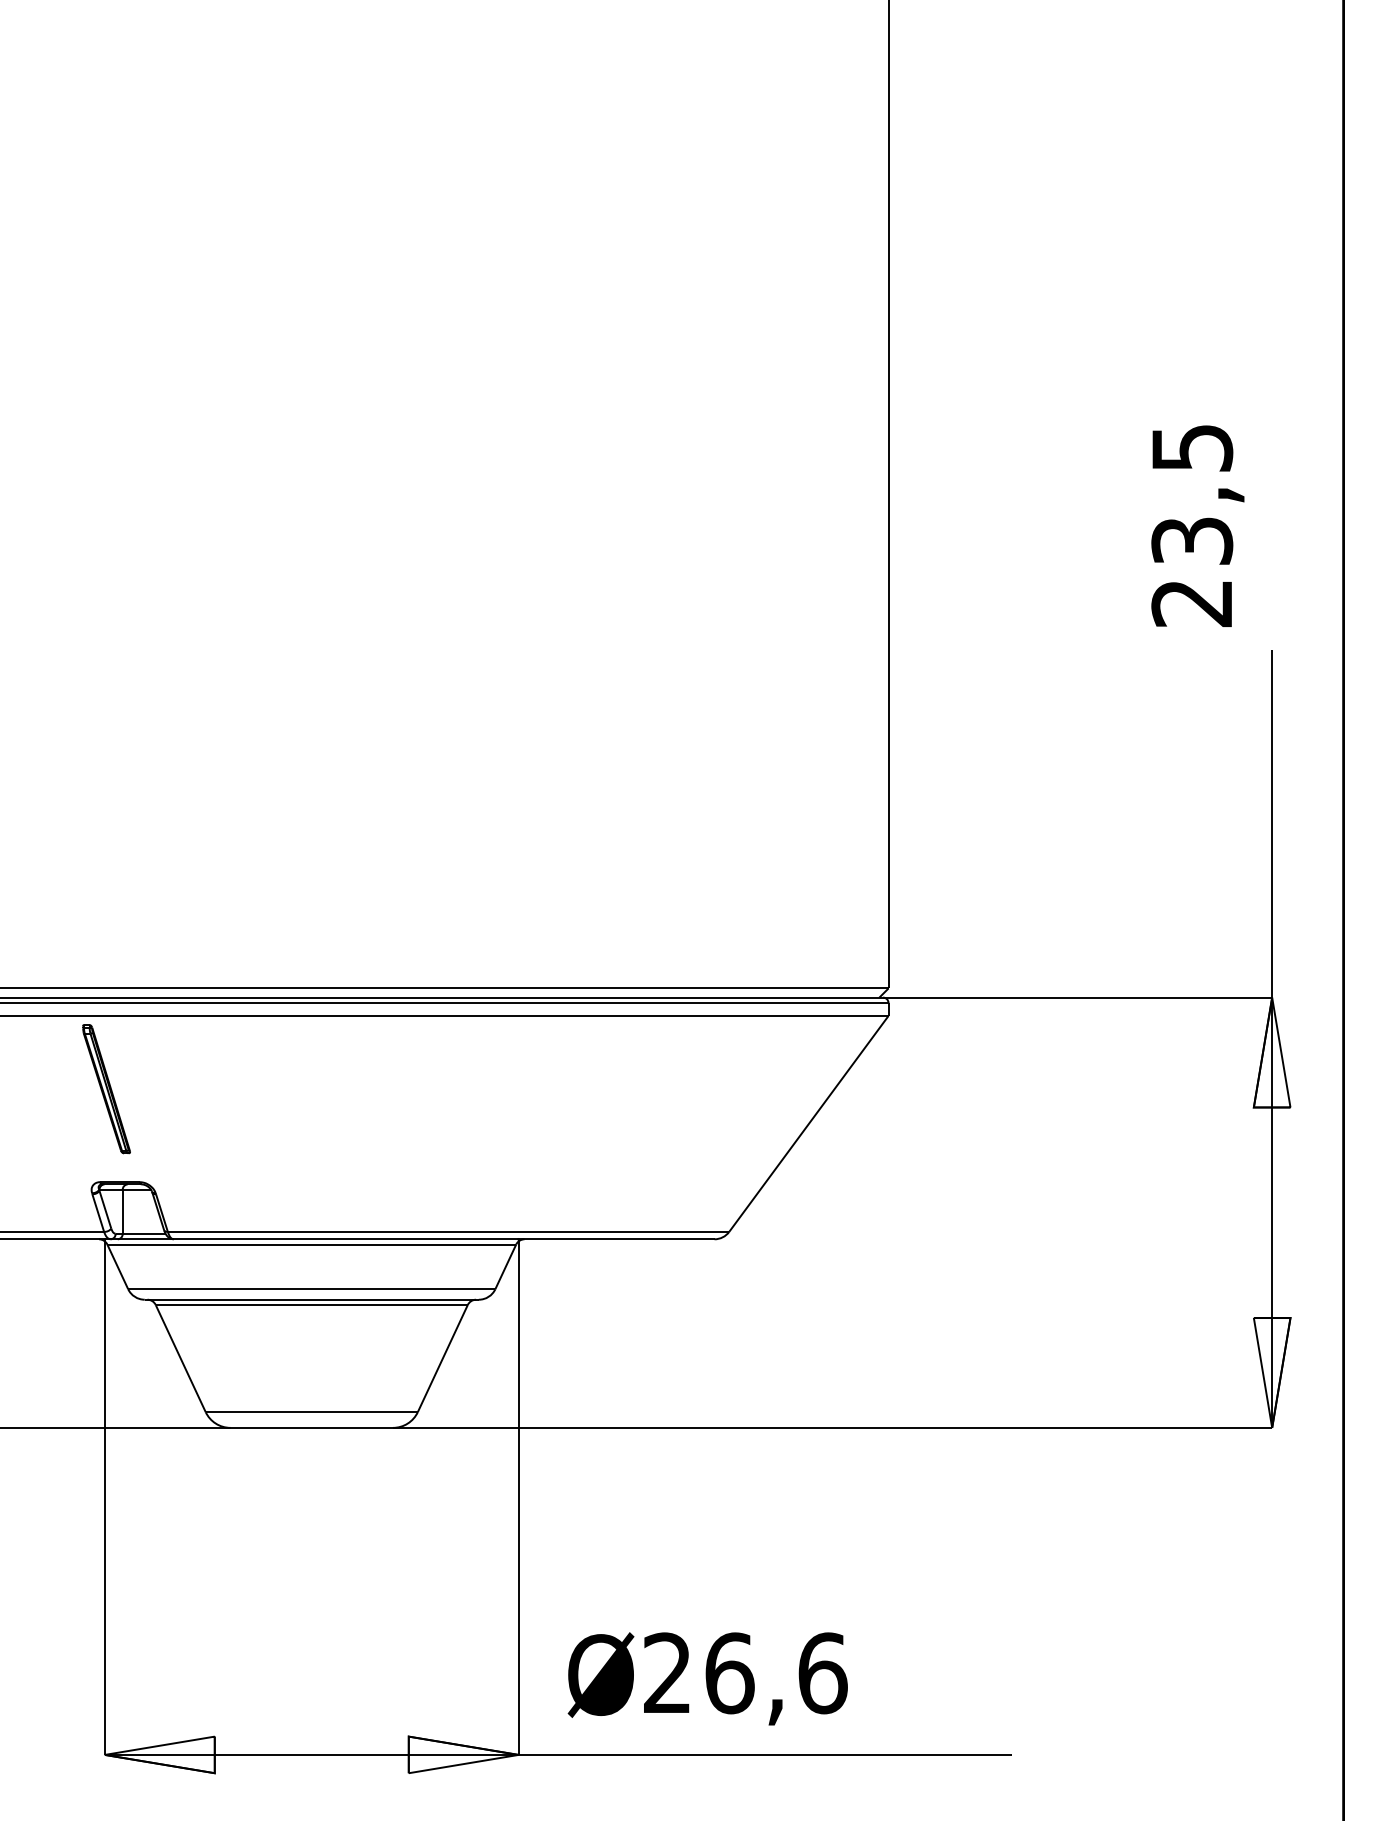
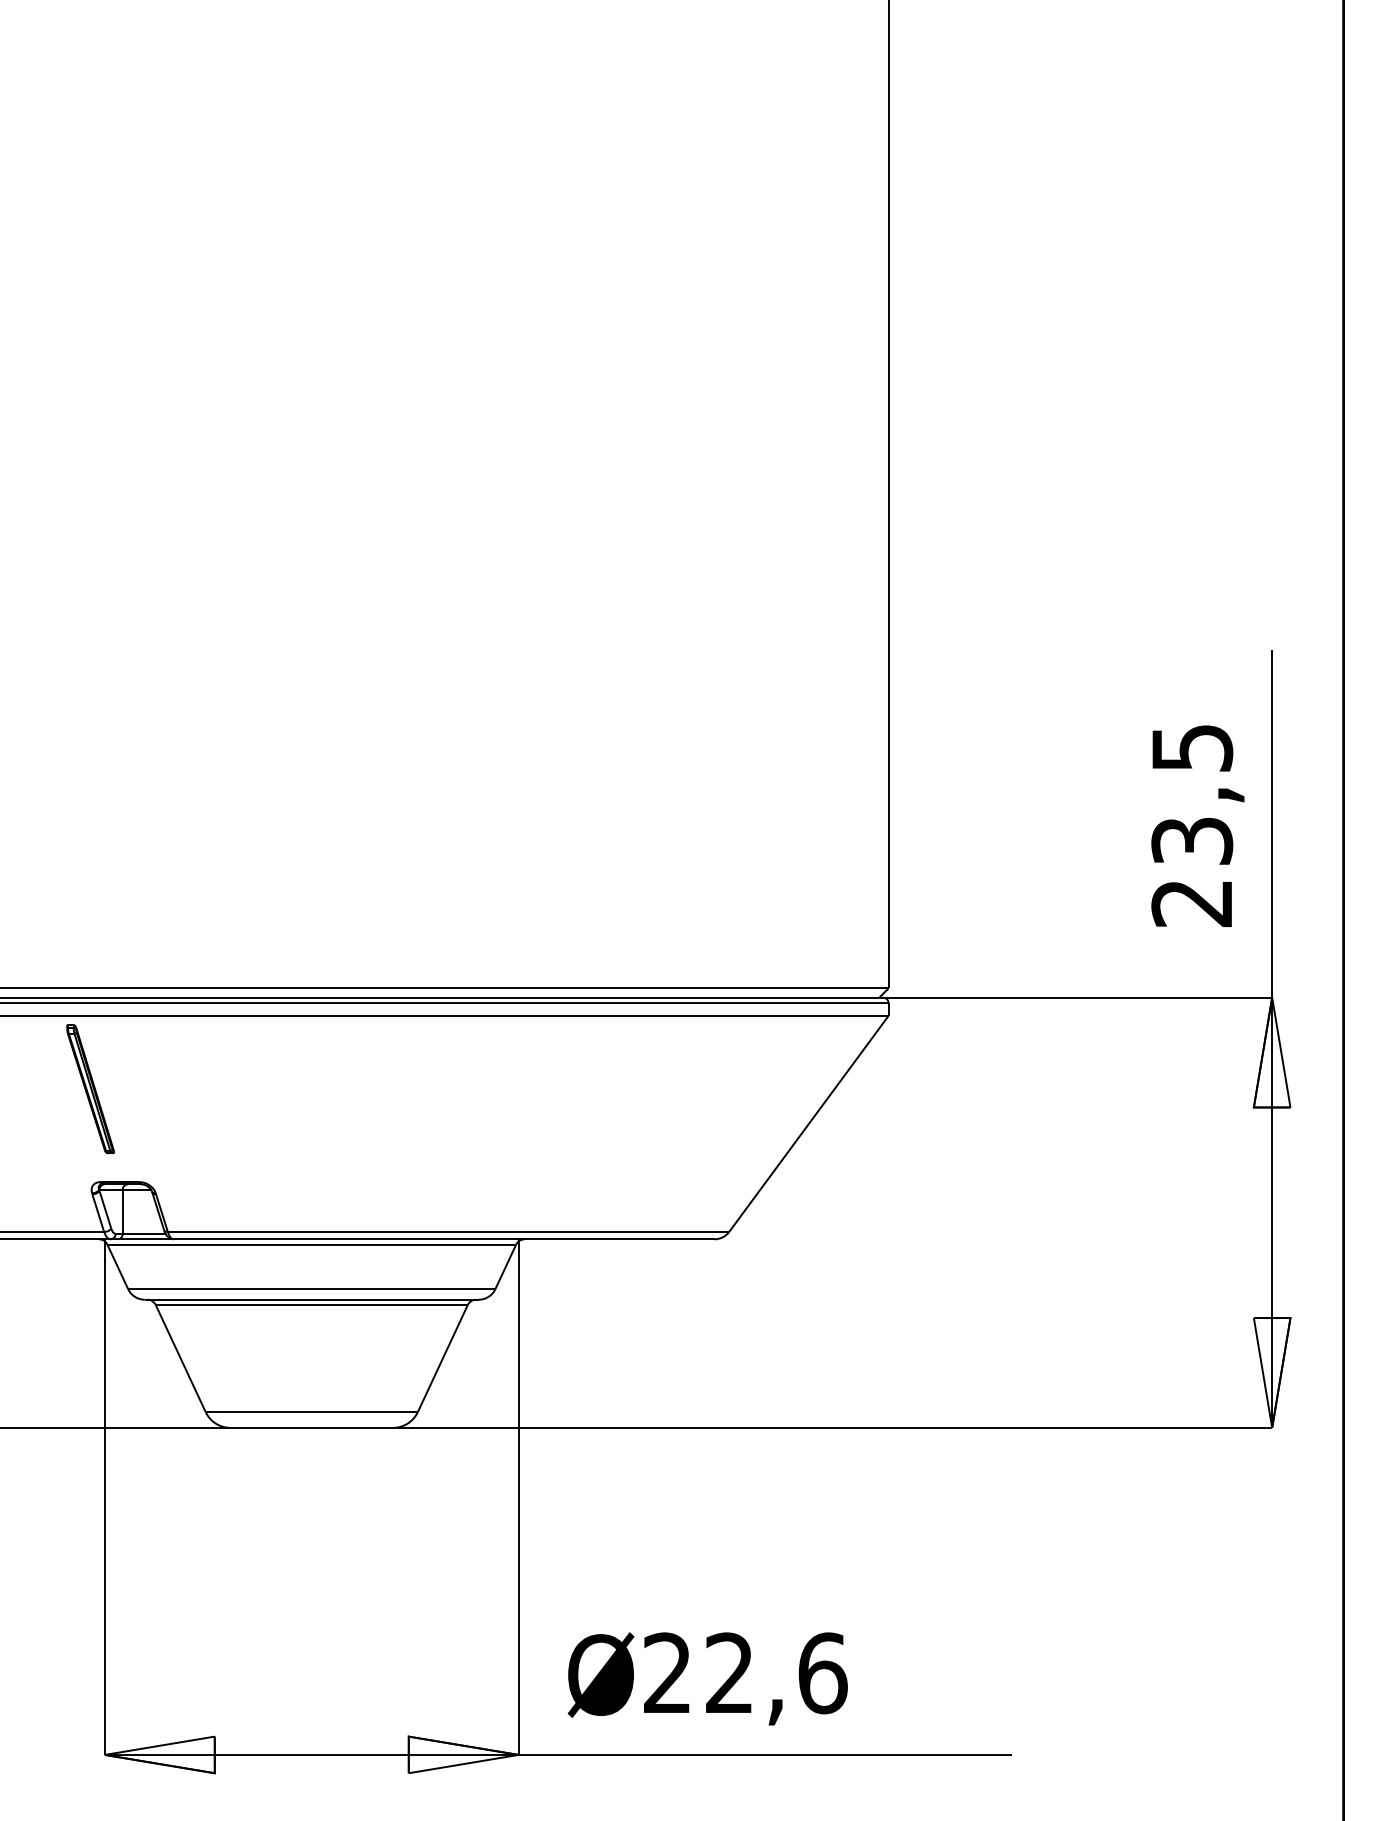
text position: (1197, 525) -> (1197, 825) (1197, 825)
part position: (106, 1089) -> (90, 1089) (90, 1089)
text: 26,6 -> 22,6 (729, 1673)
